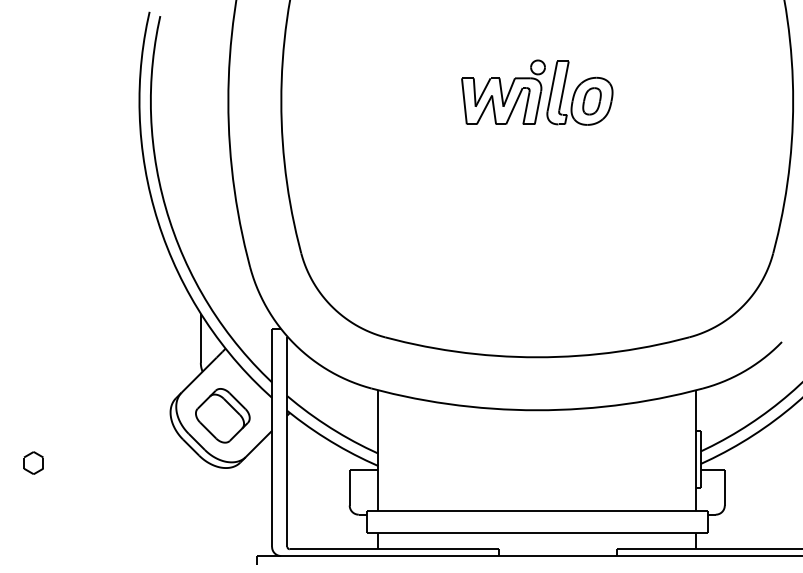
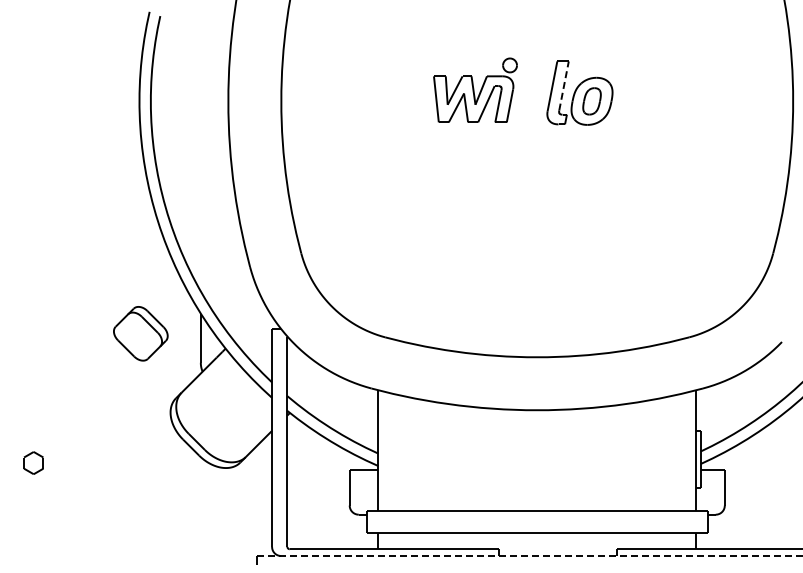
line: solid -> dashed (564, 86)
part position: (503, 91) -> (475, 89) (475, 89)
part position: (222, 415) -> (140, 333) (140, 333)
line: solid -> dashed (530, 556)
